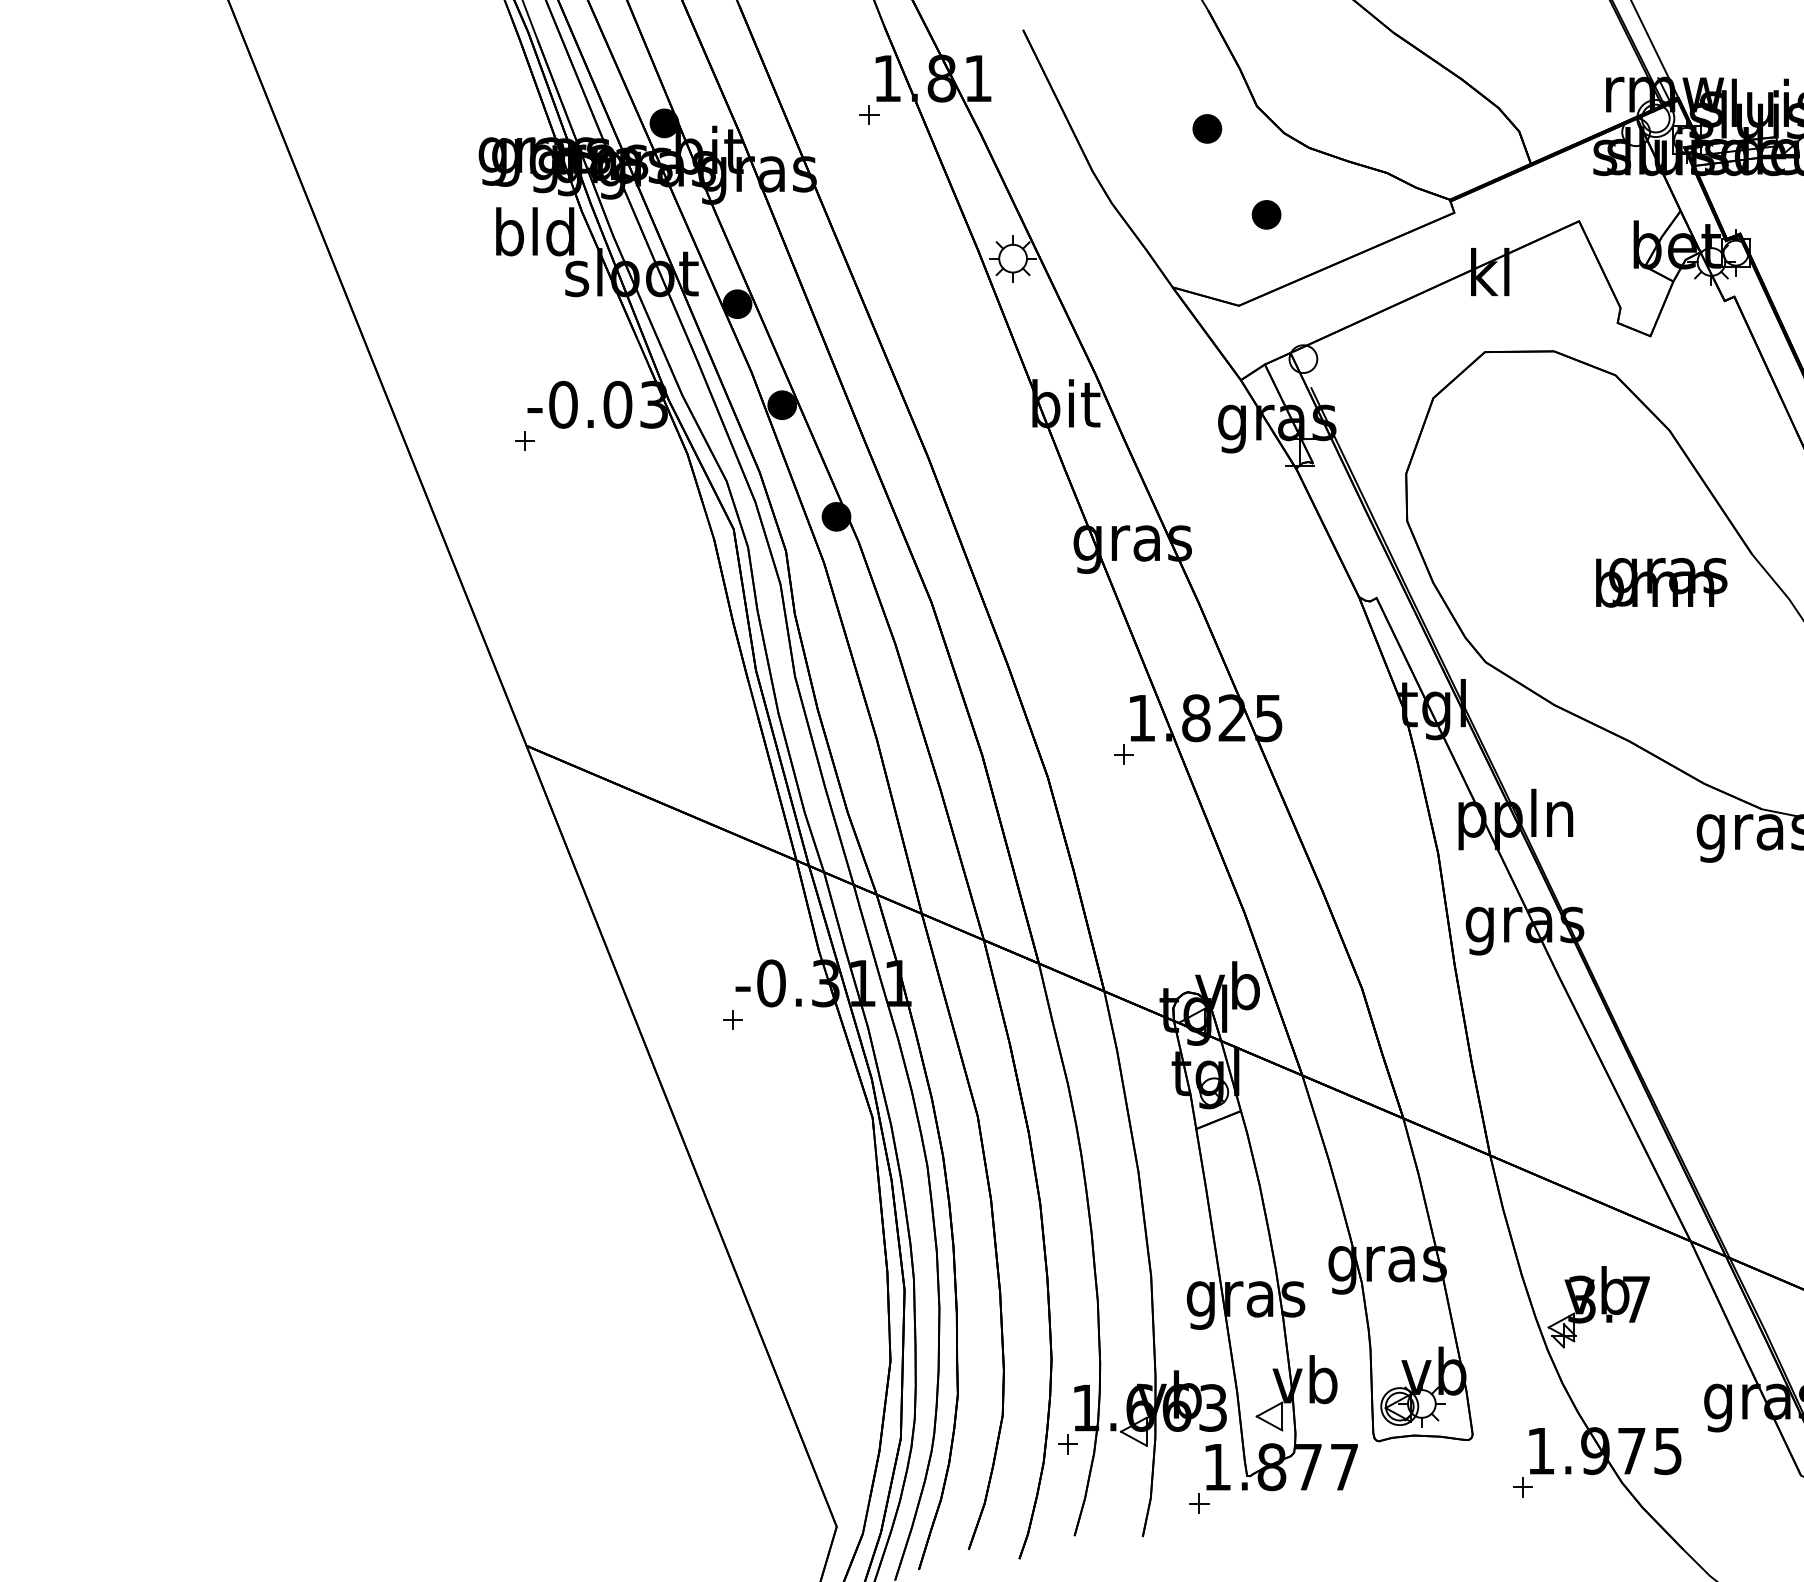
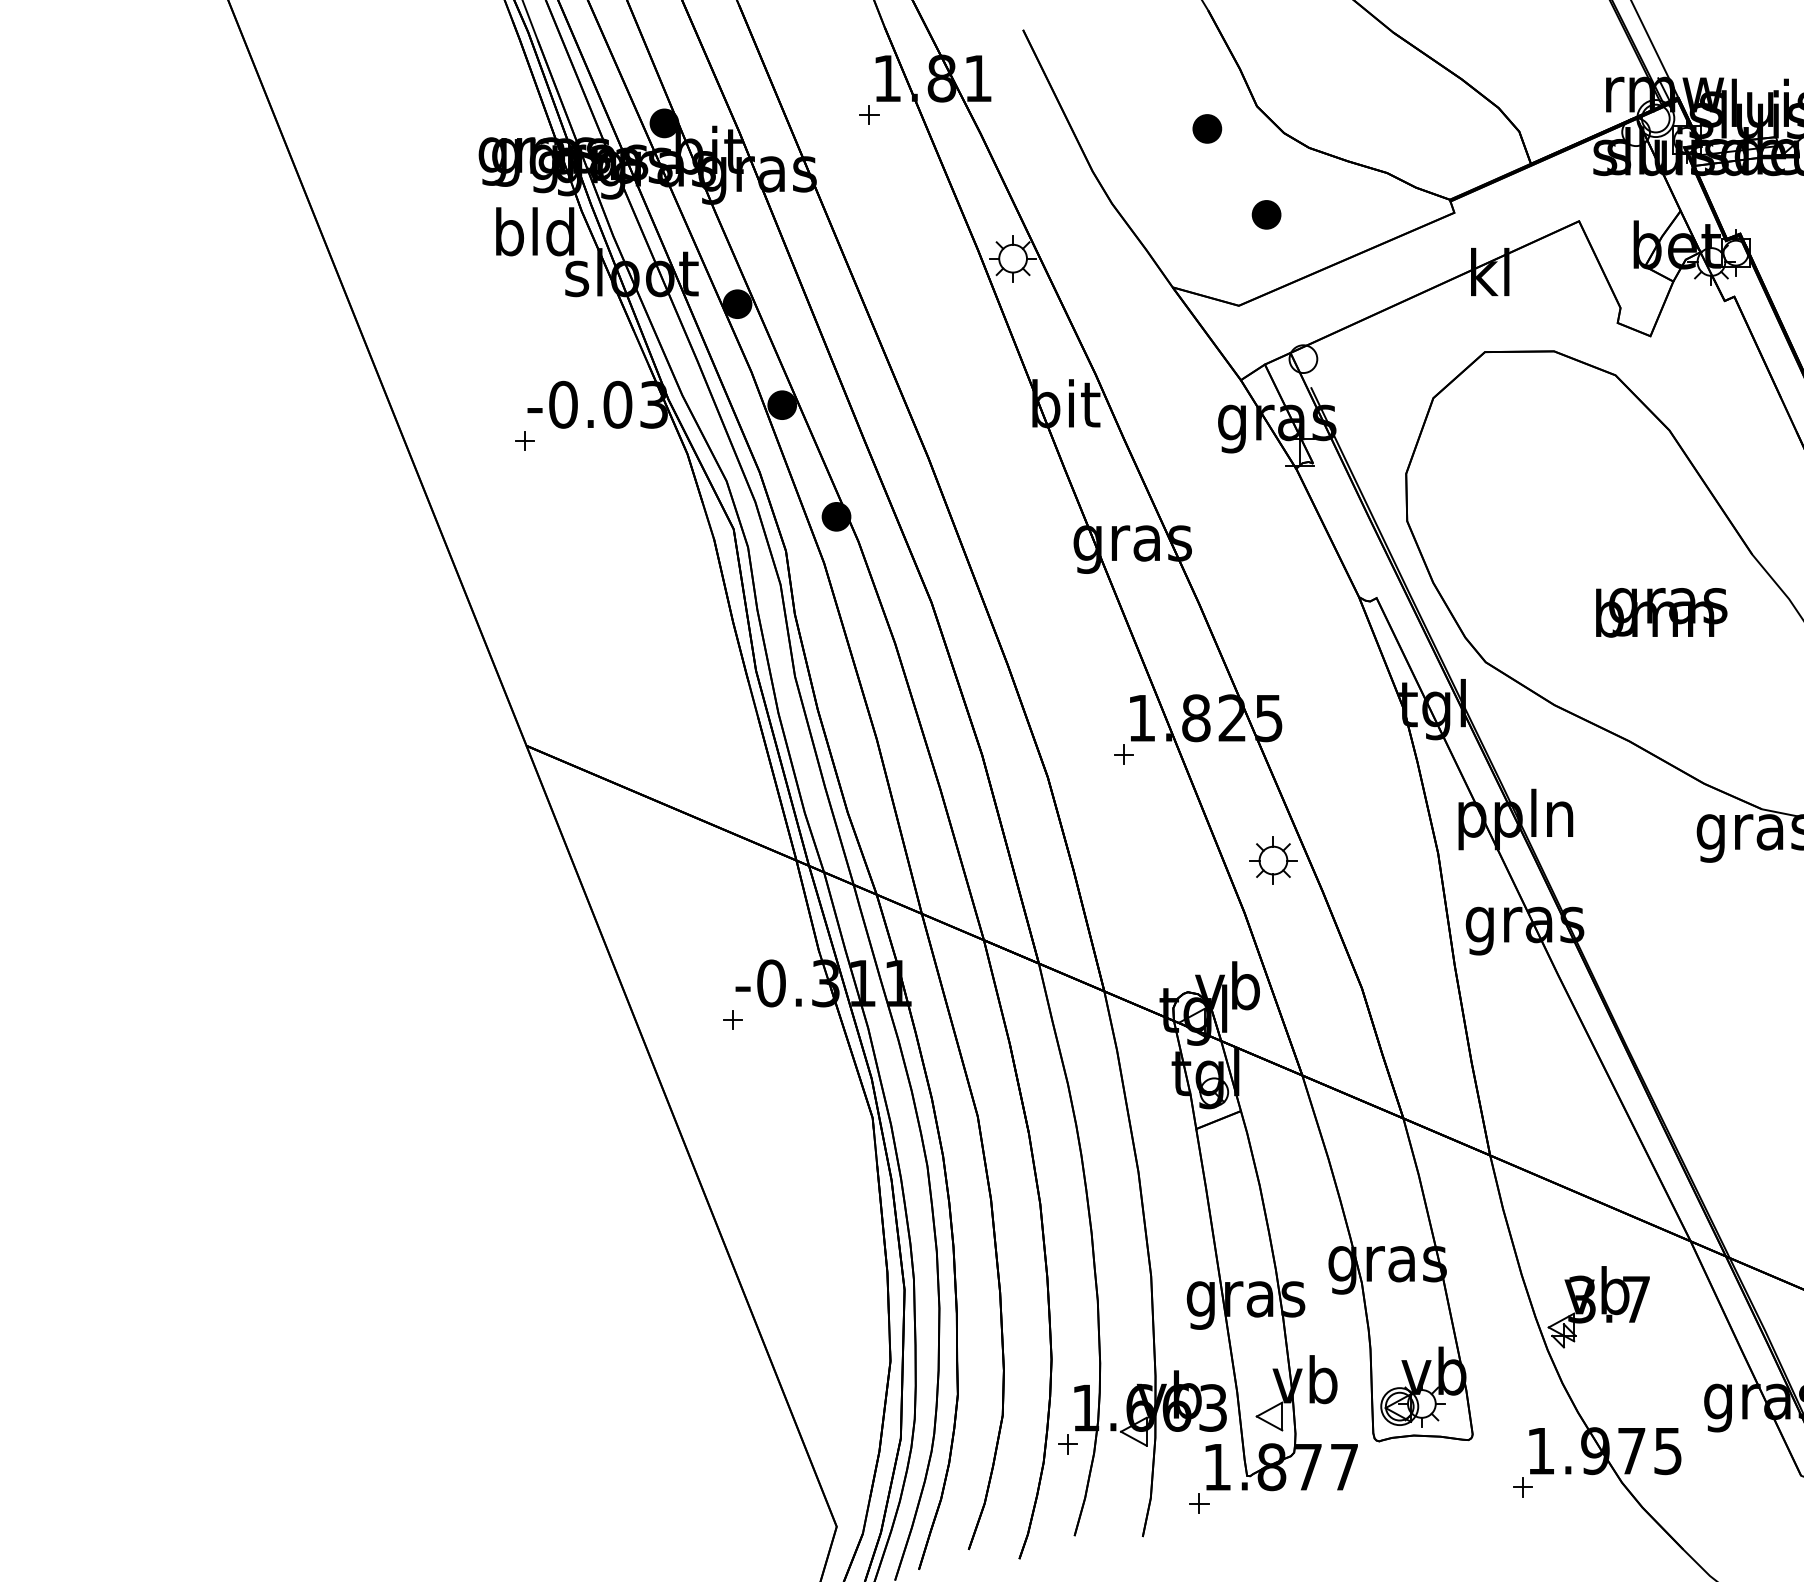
text position: (1661, 582) -> (1661, 612) (1661, 612)
part: none -> present (1273, 860)
